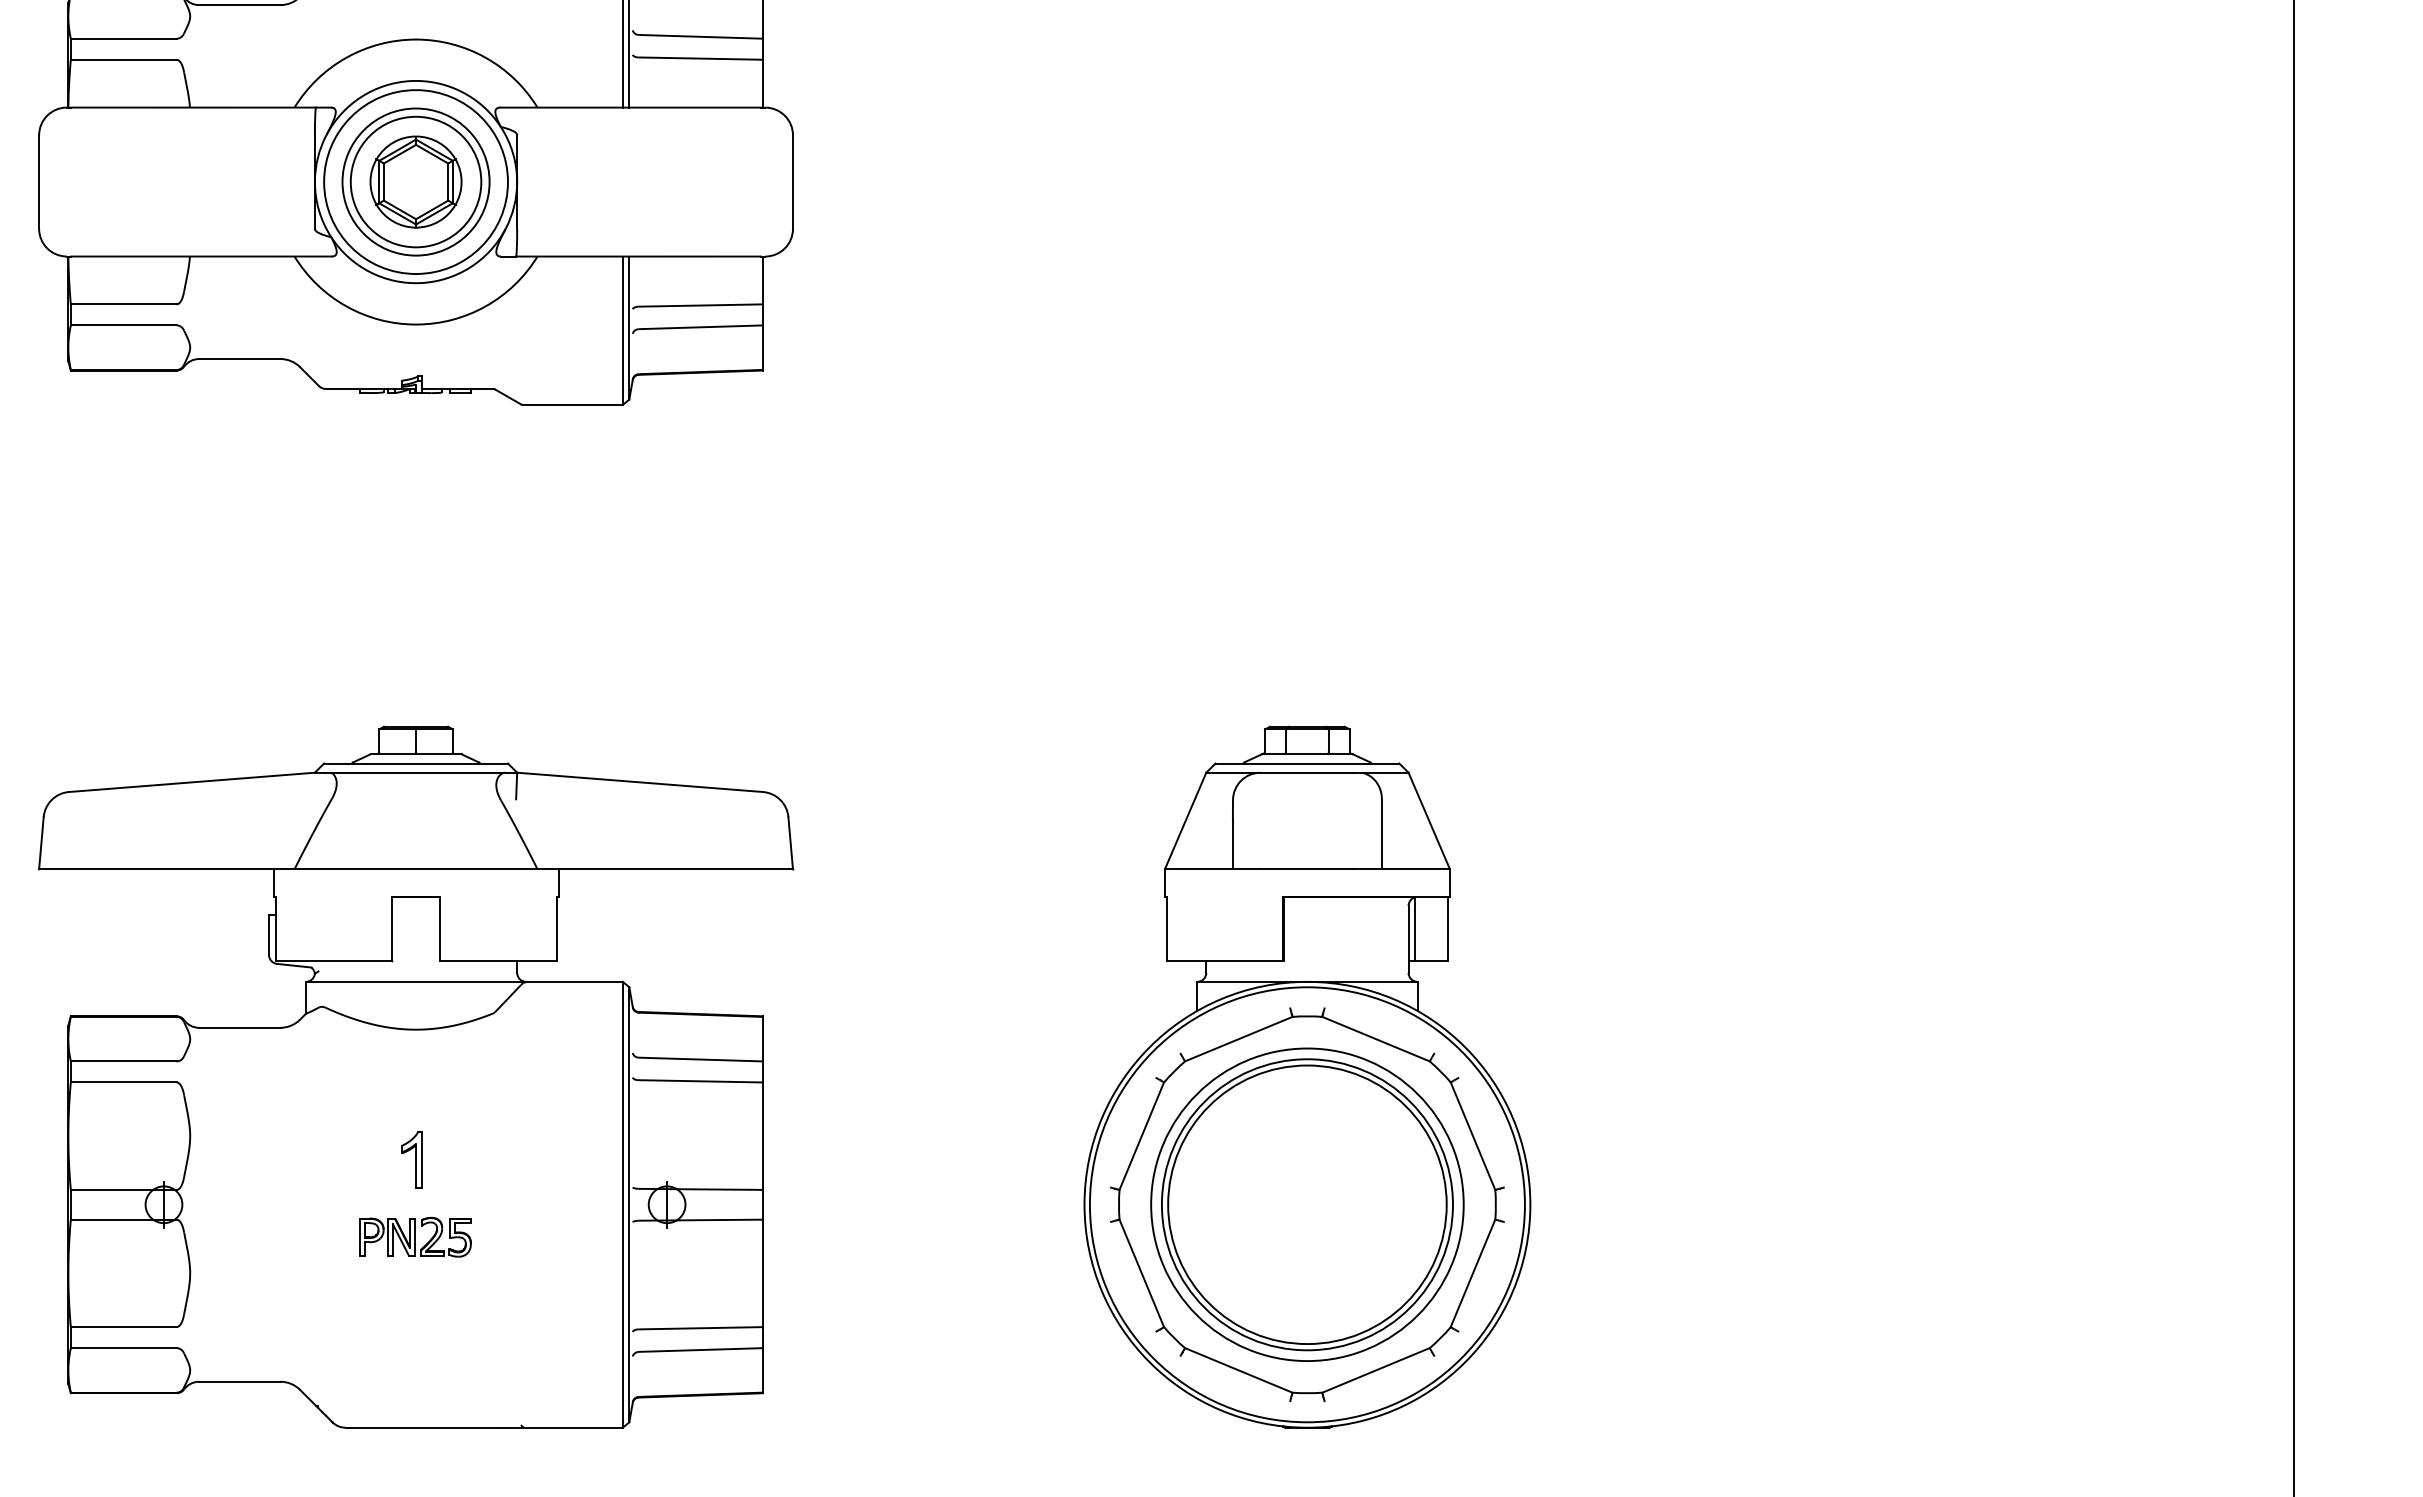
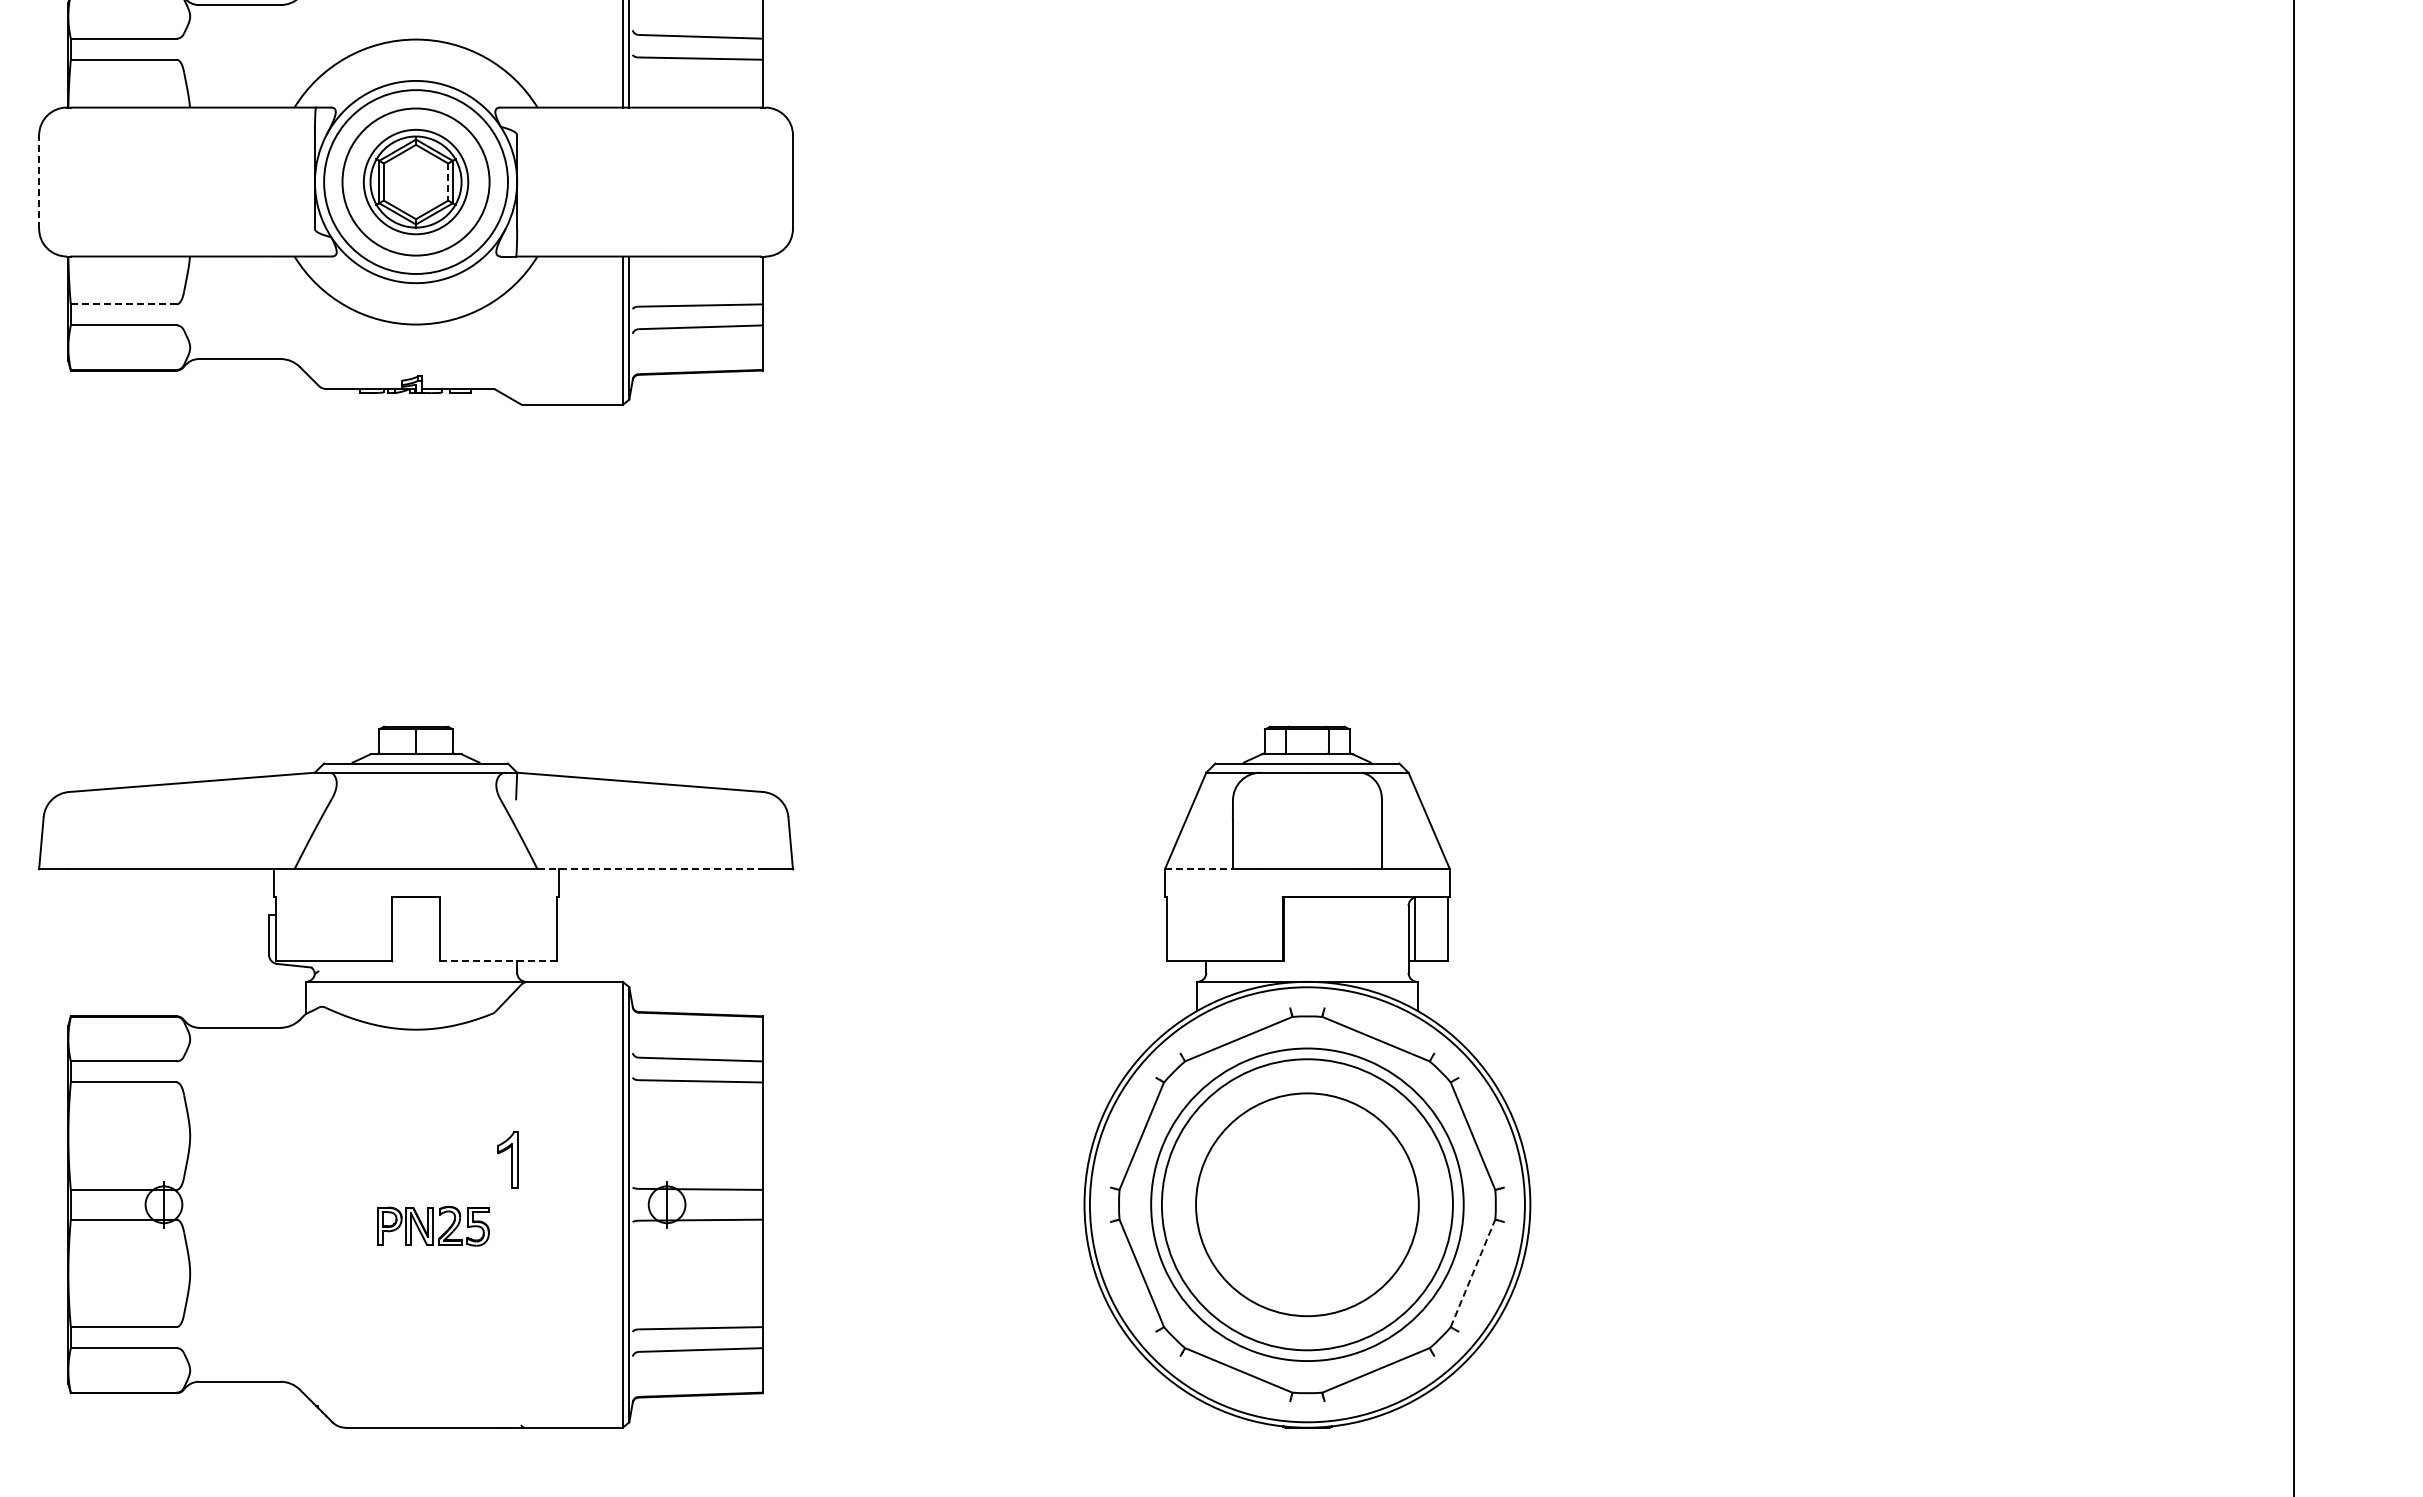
circle diameter: 131 px -> 104 px (415, 181)
line: solid -> dashed (39, 182)
line: solid -> dashed (448, 182)
line: solid -> dashed (123, 304)
line: solid -> dashed (651, 869)
line: solid -> dashed (1198, 869)
line: solid -> dashed (498, 961)
part position: (411, 1159) -> (507, 1159) (507, 1159)
circle diameter: 279 px -> 223 px (1307, 1204)
part position: (415, 1236) -> (433, 1225) (433, 1225)
line: solid -> dashed (1473, 1272)
